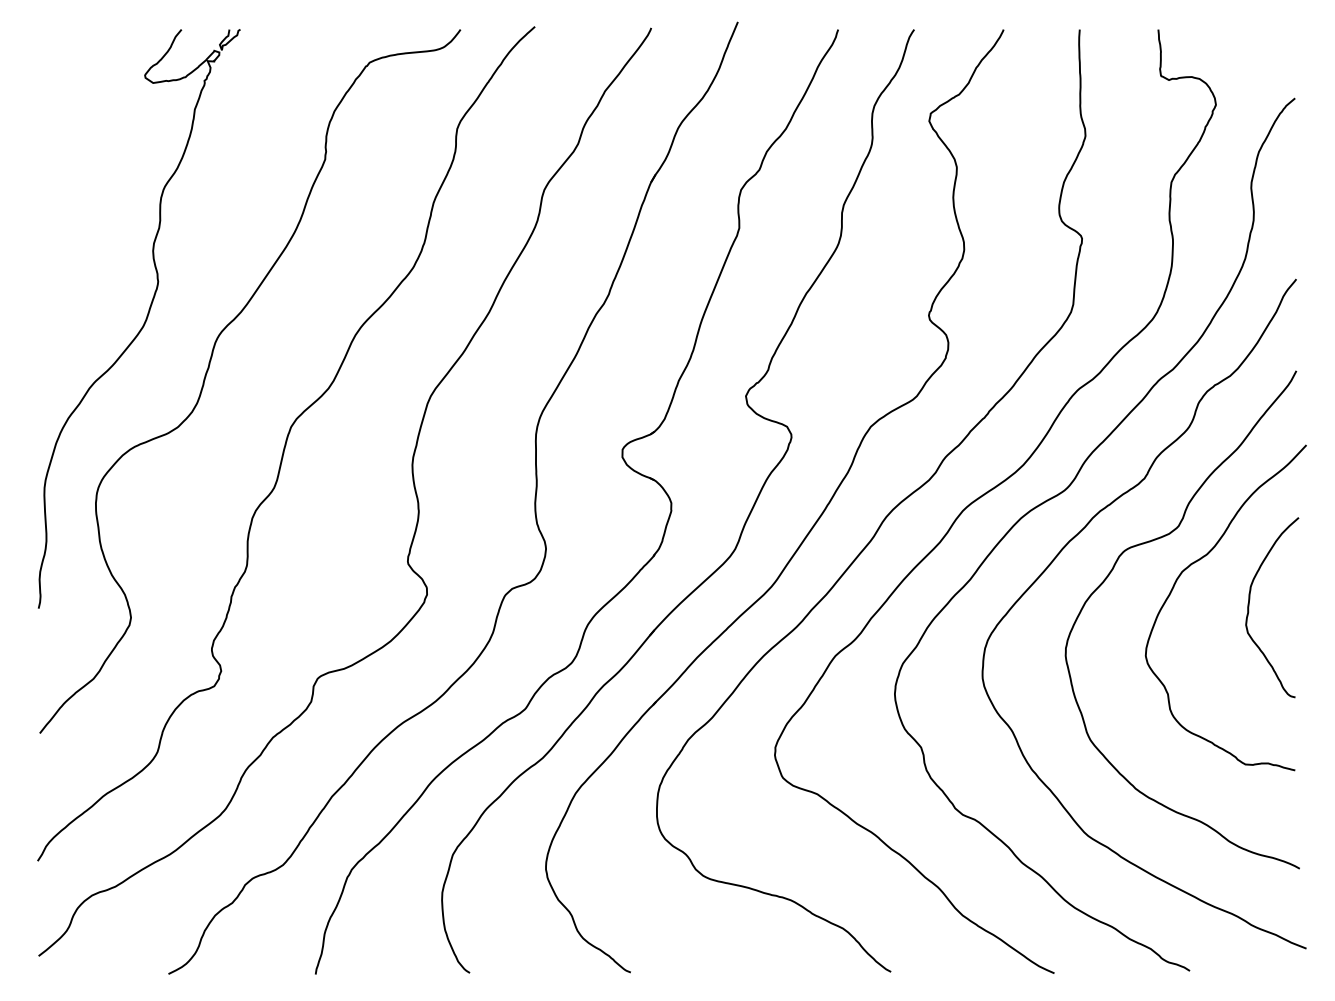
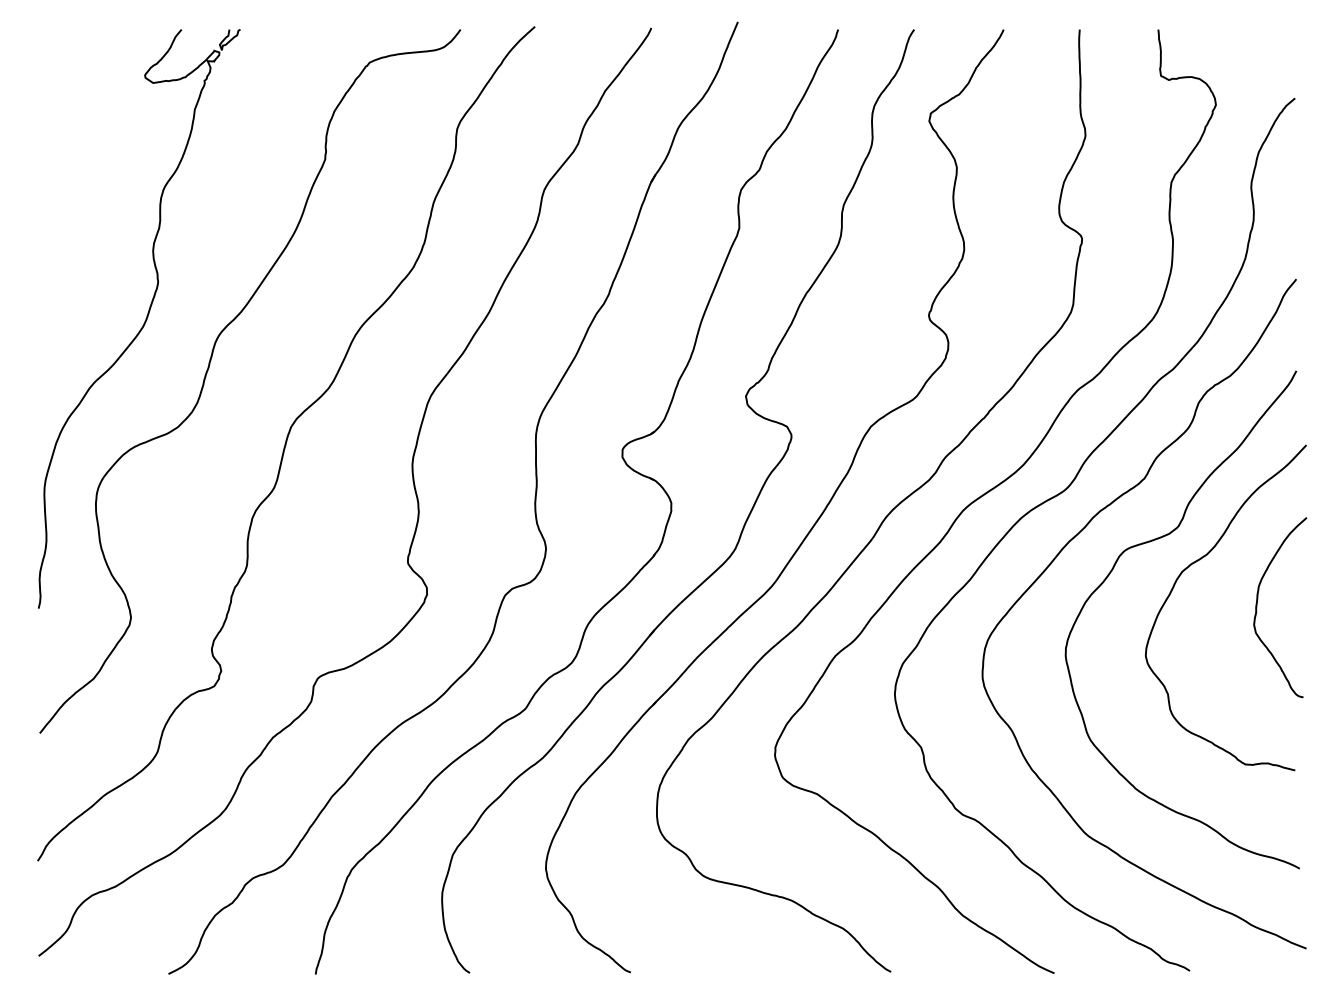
curve position: (1249, 607) -> (1257, 607) (1257, 607)
